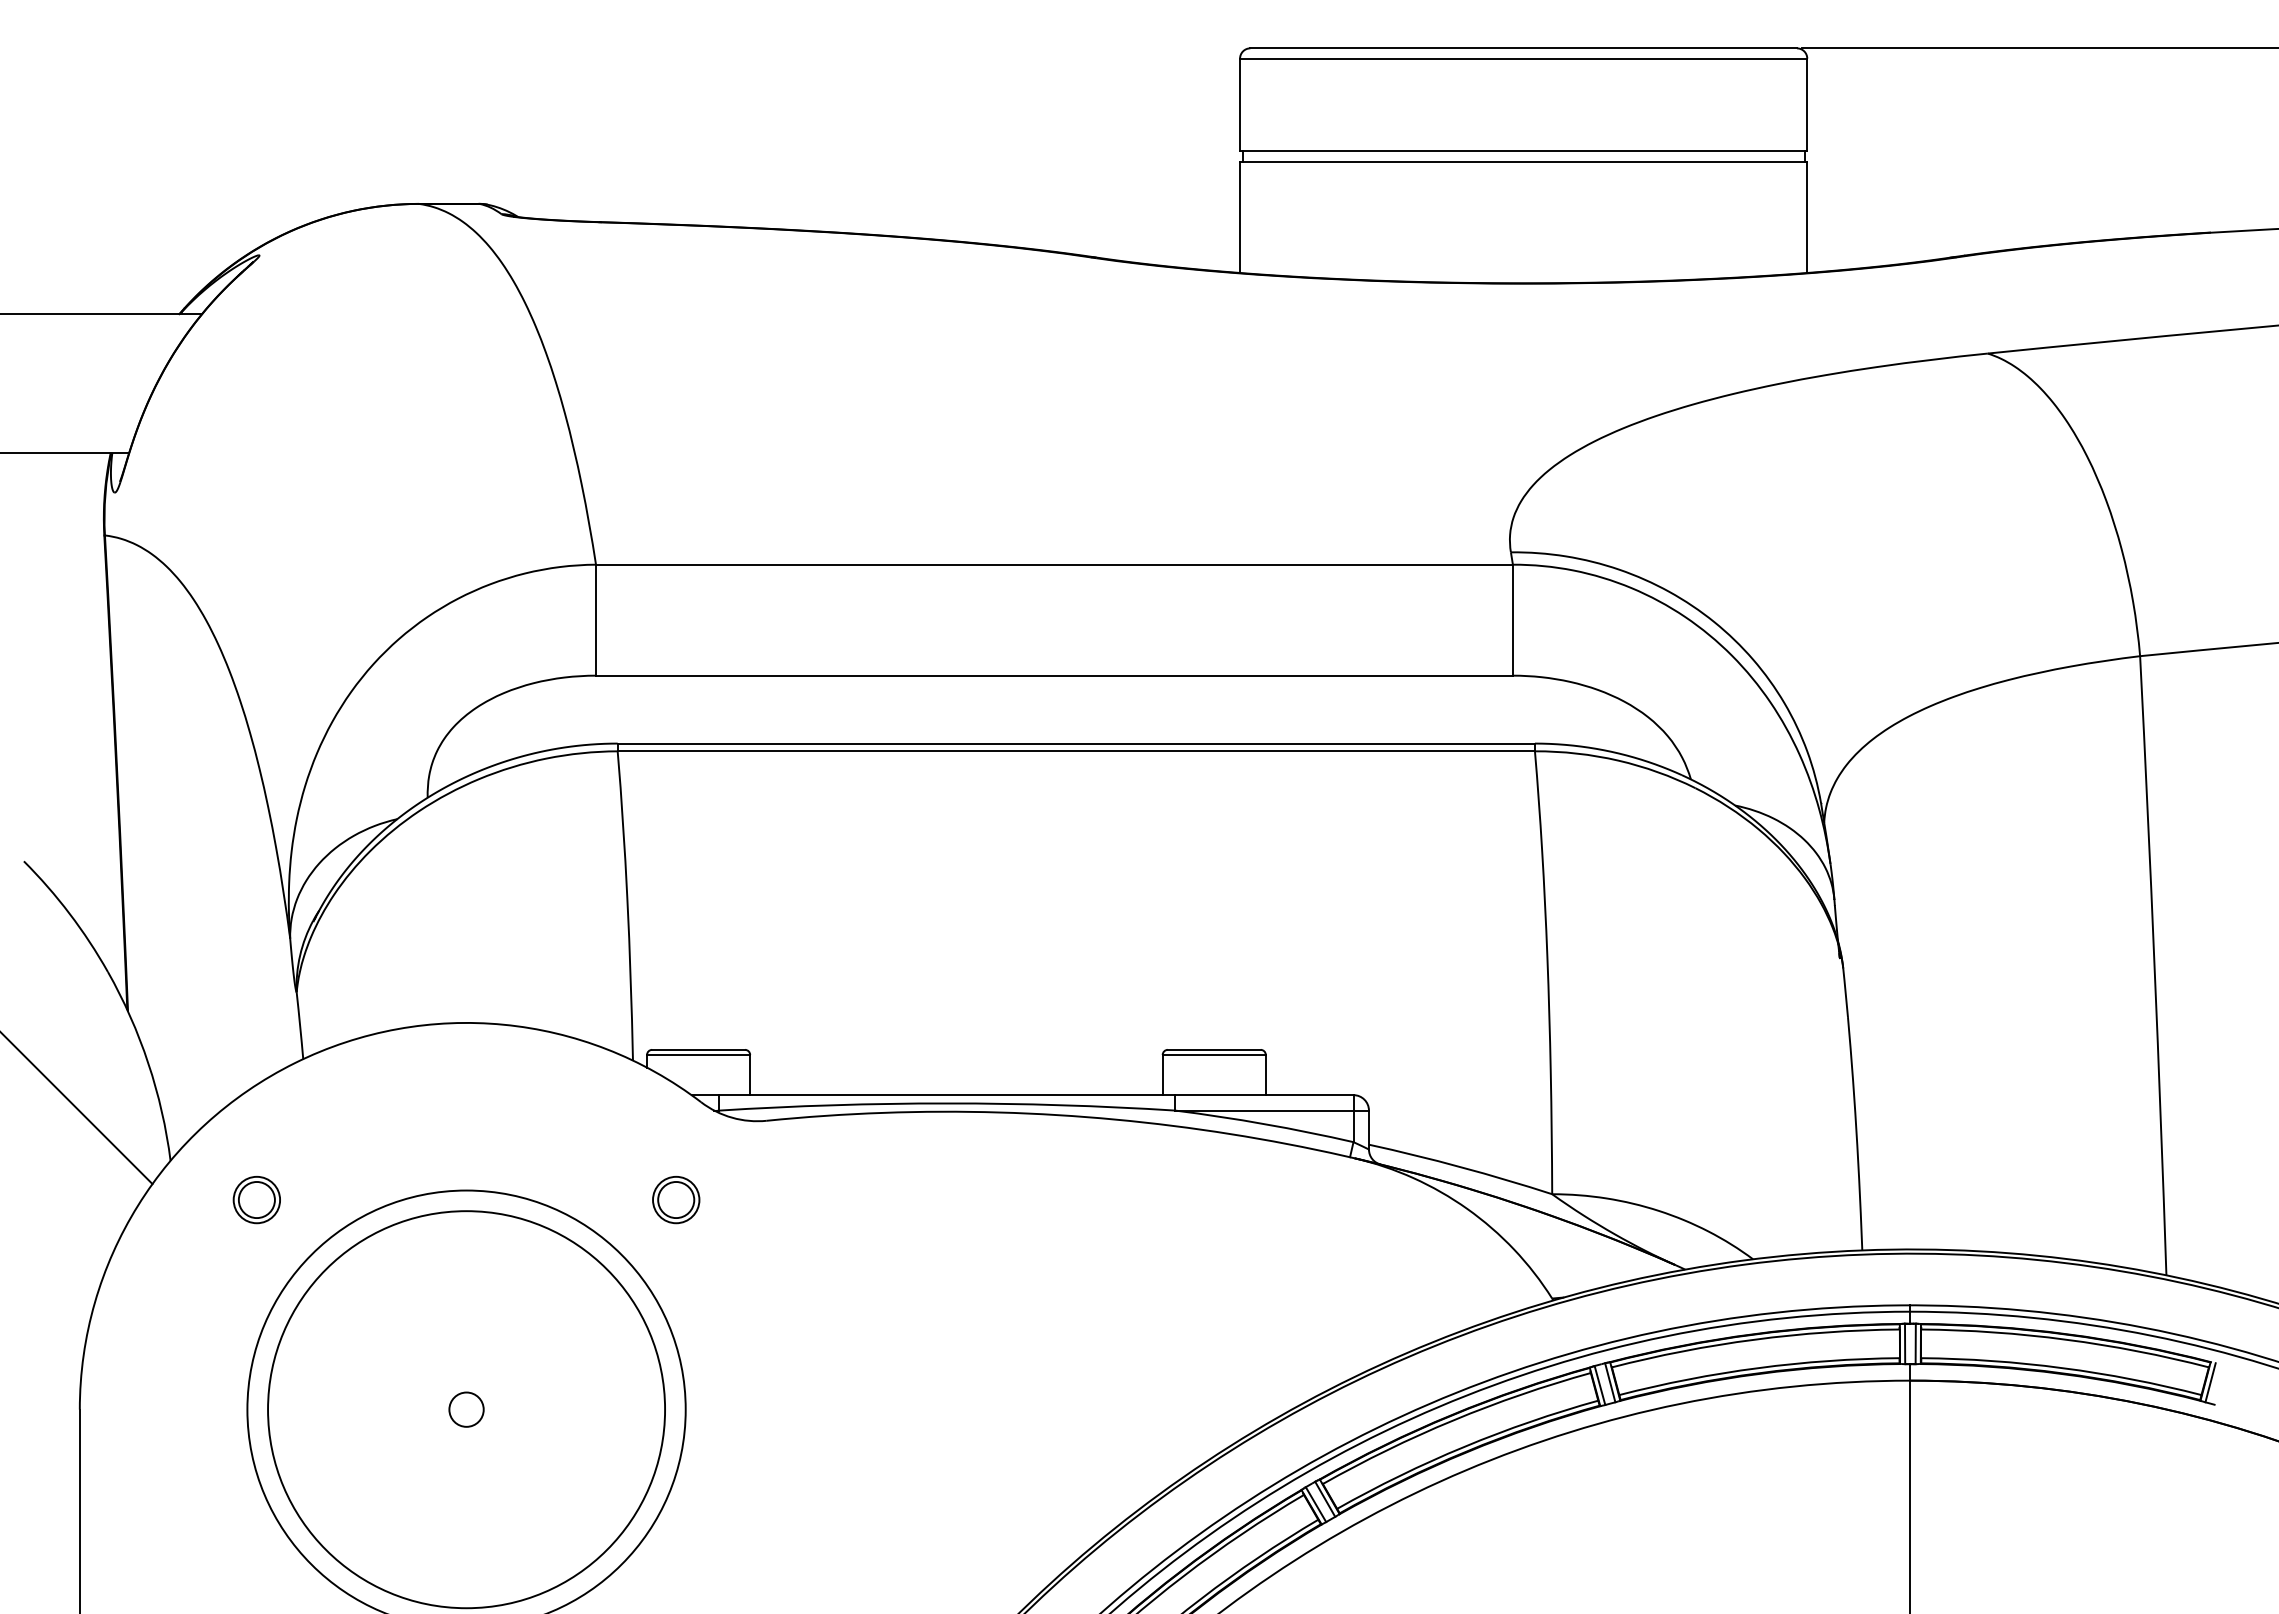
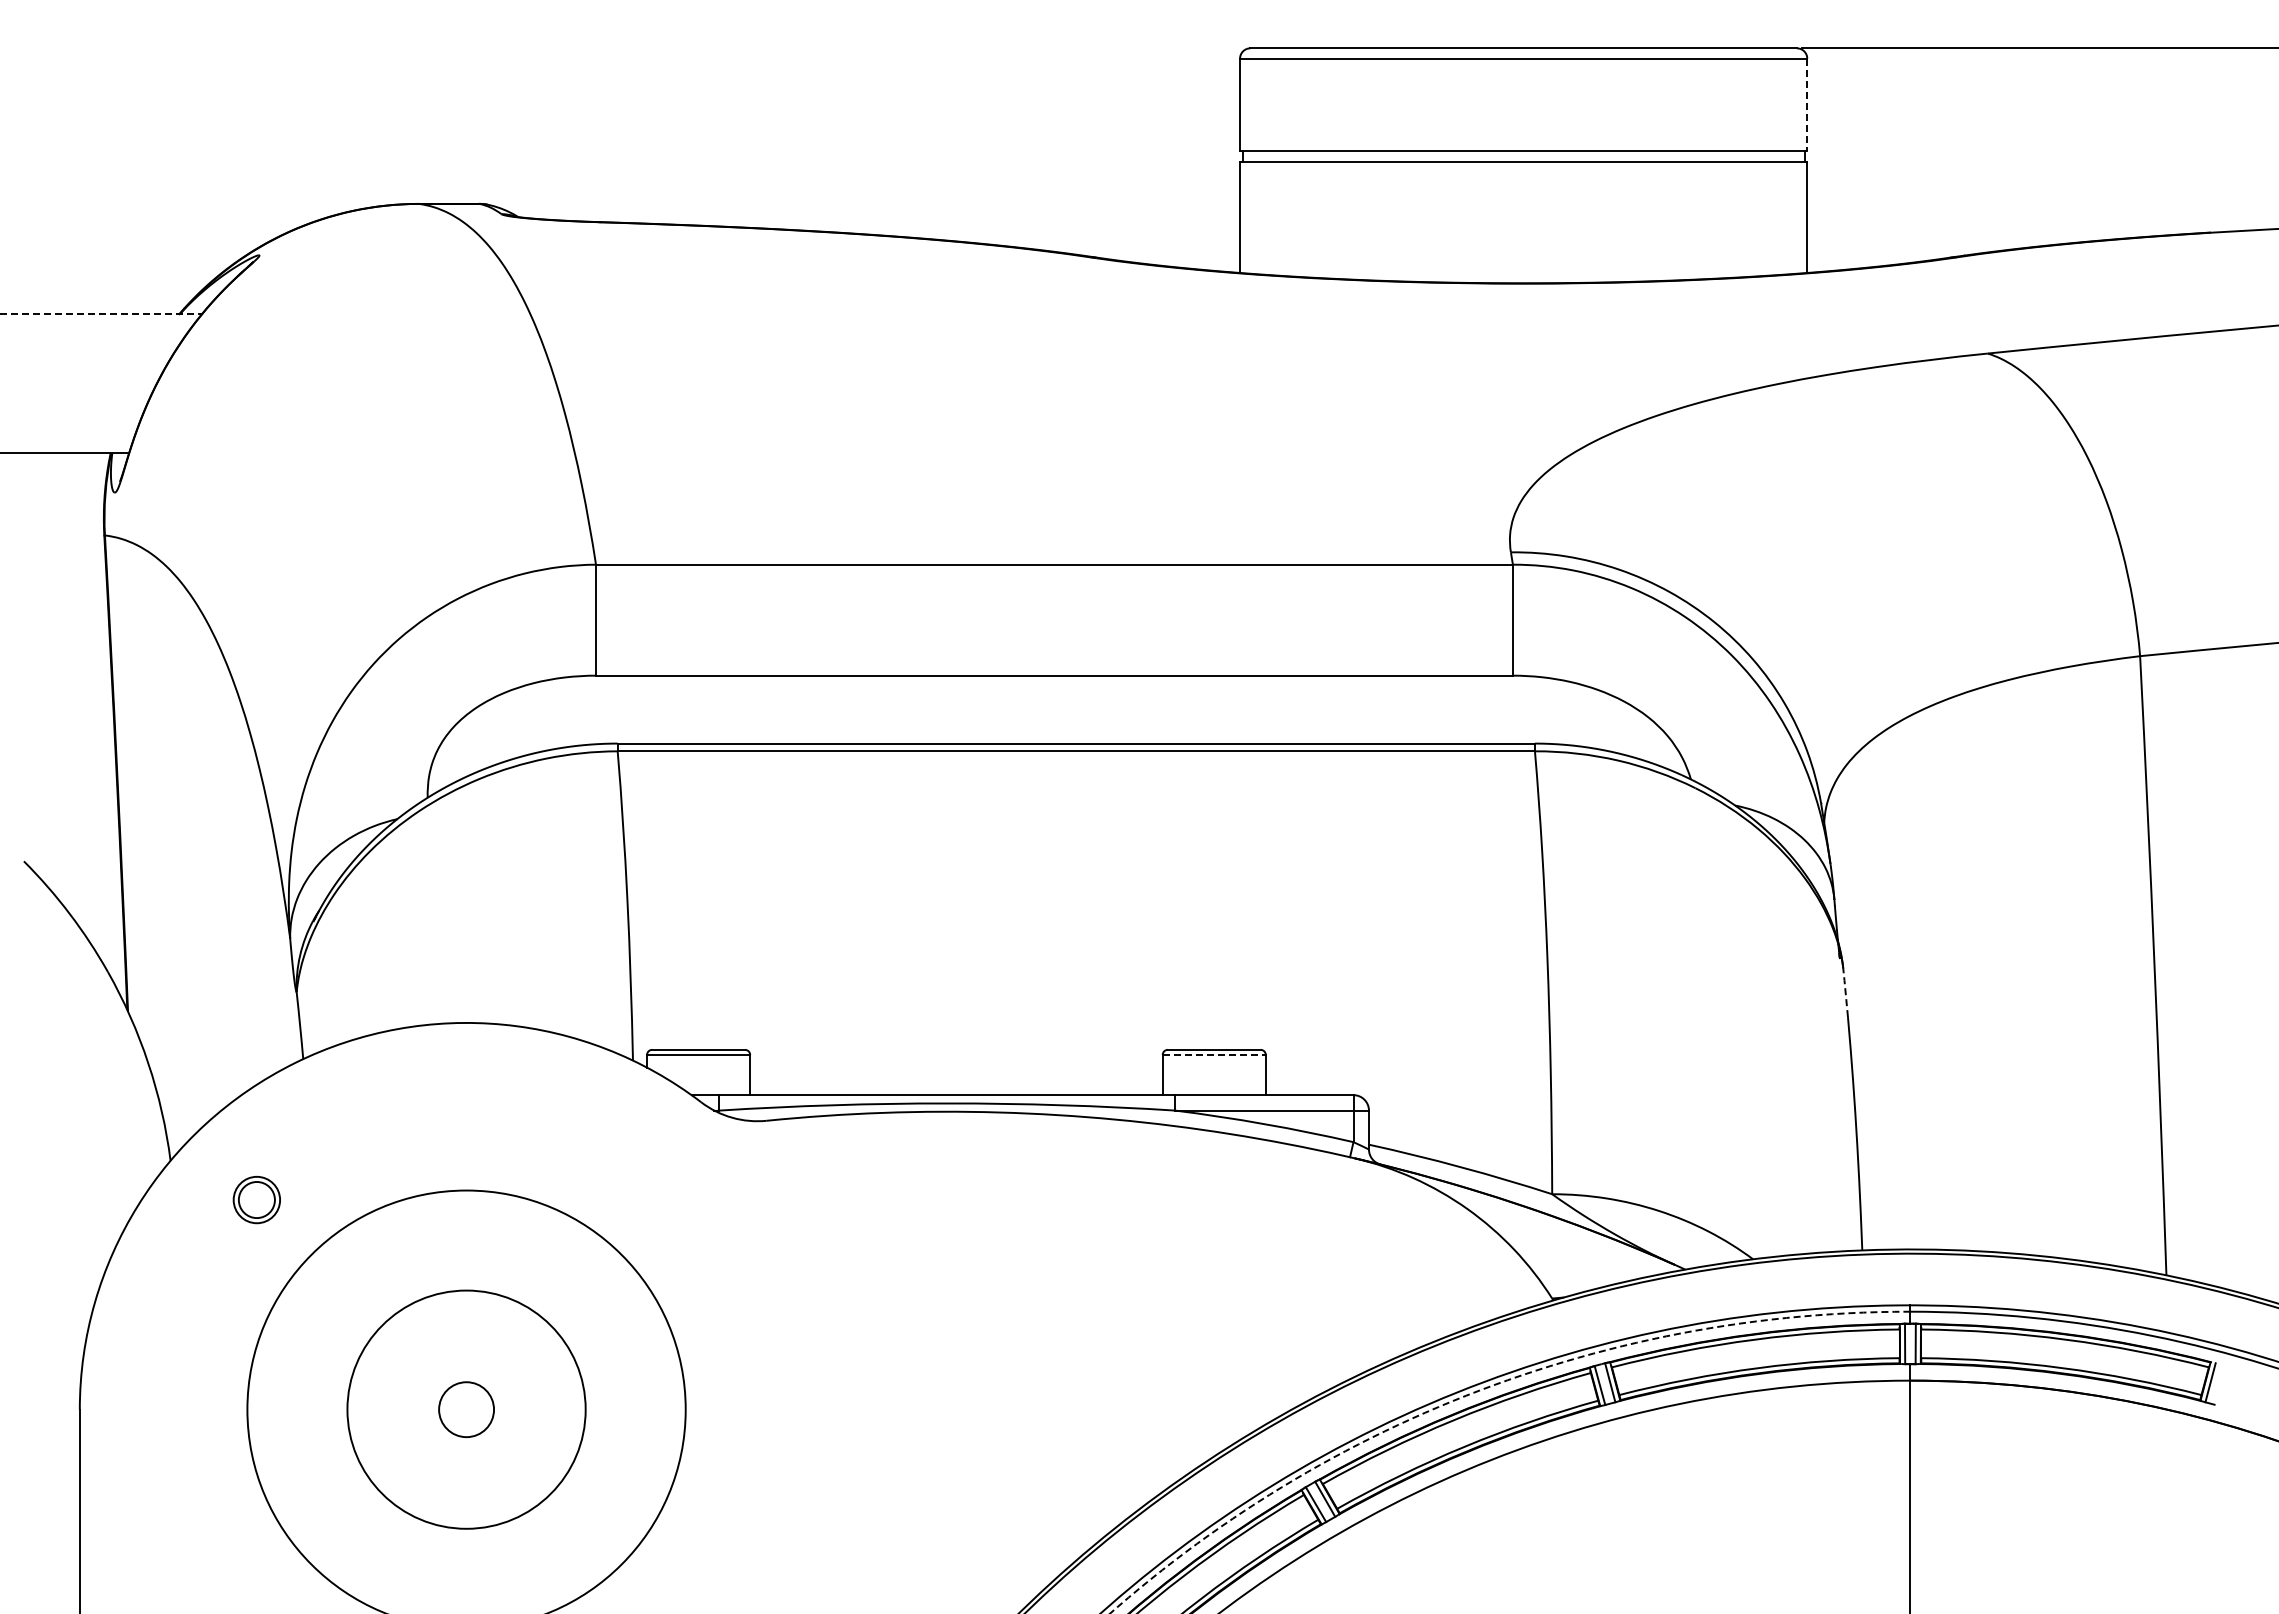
line: solid -> dashed (1807, 105)
line: solid -> dashed (101, 314)
line: solid -> dashed (1845, 991)
line: solid -> dashed (1214, 1055)
line: present -> none (77, 1108)
part: present -> none (676, 1200)
arc: solid -> dashed (1479, 1390)
circle diameter: 34 px -> 55 px (466, 1409)
circle diameter: 397 px -> 238 px (466, 1409)
